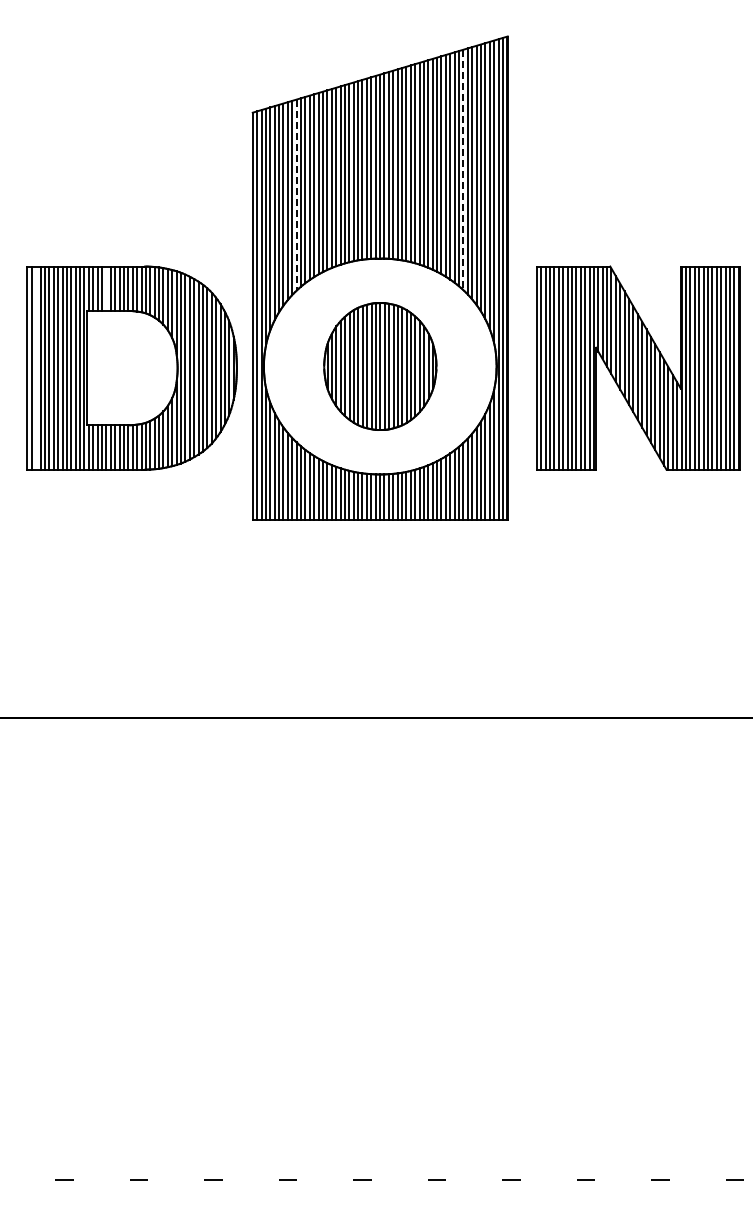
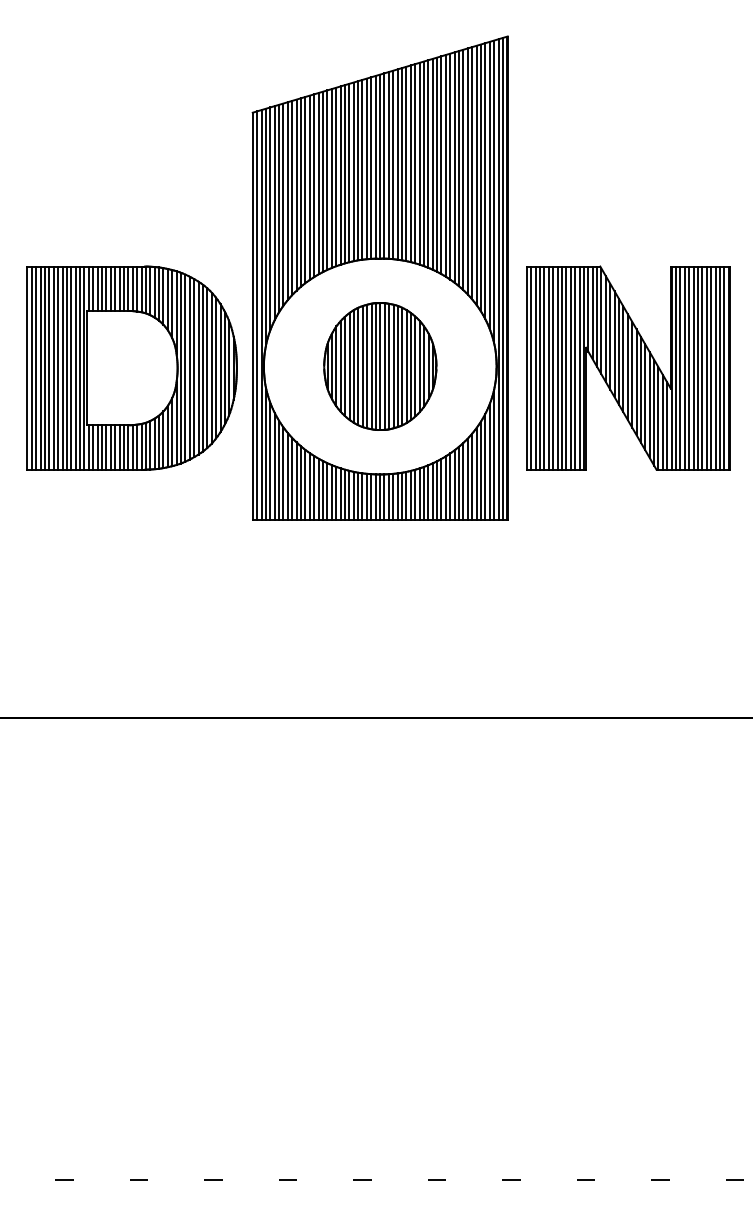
line: dashed -> solid (463, 170)
line: dashed -> solid (296, 195)
line: none -> present (106, 288)
line: none -> present (36, 367)
part position: (638, 367) -> (628, 367) (628, 367)
